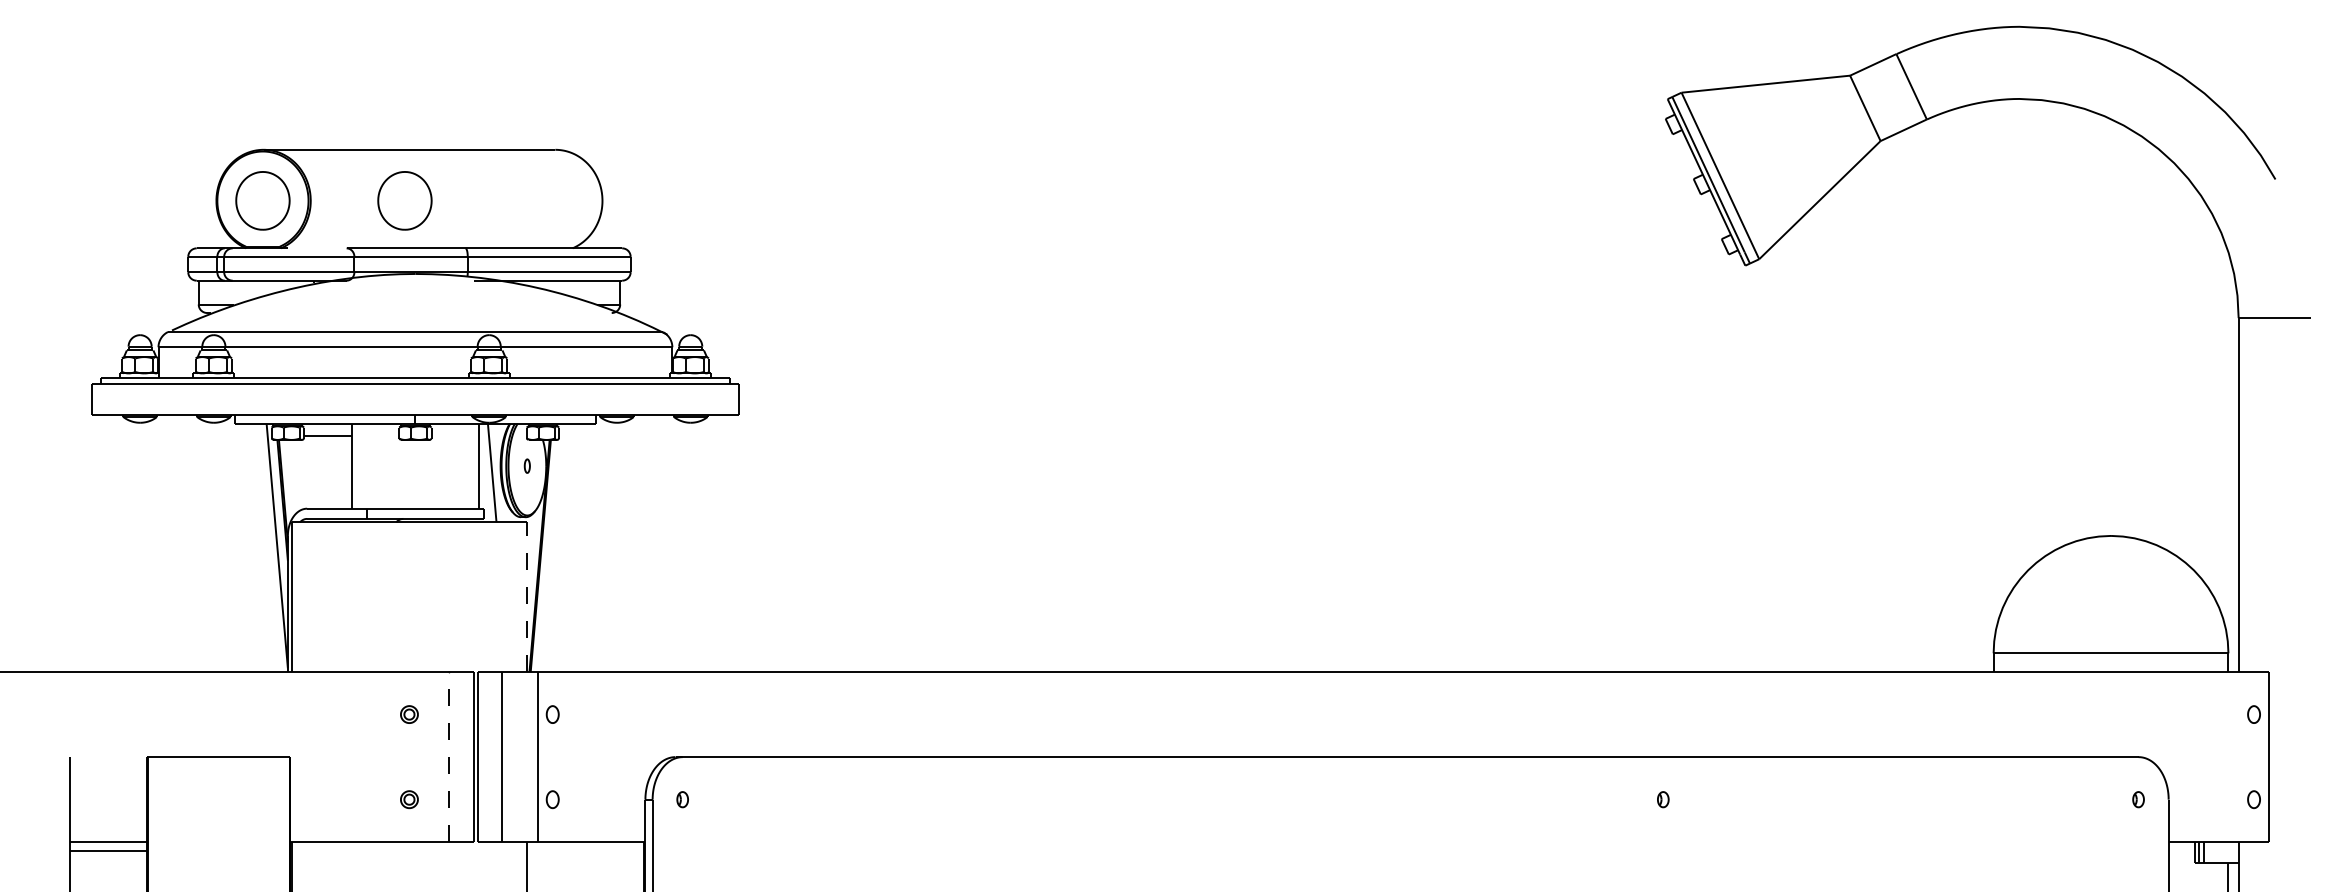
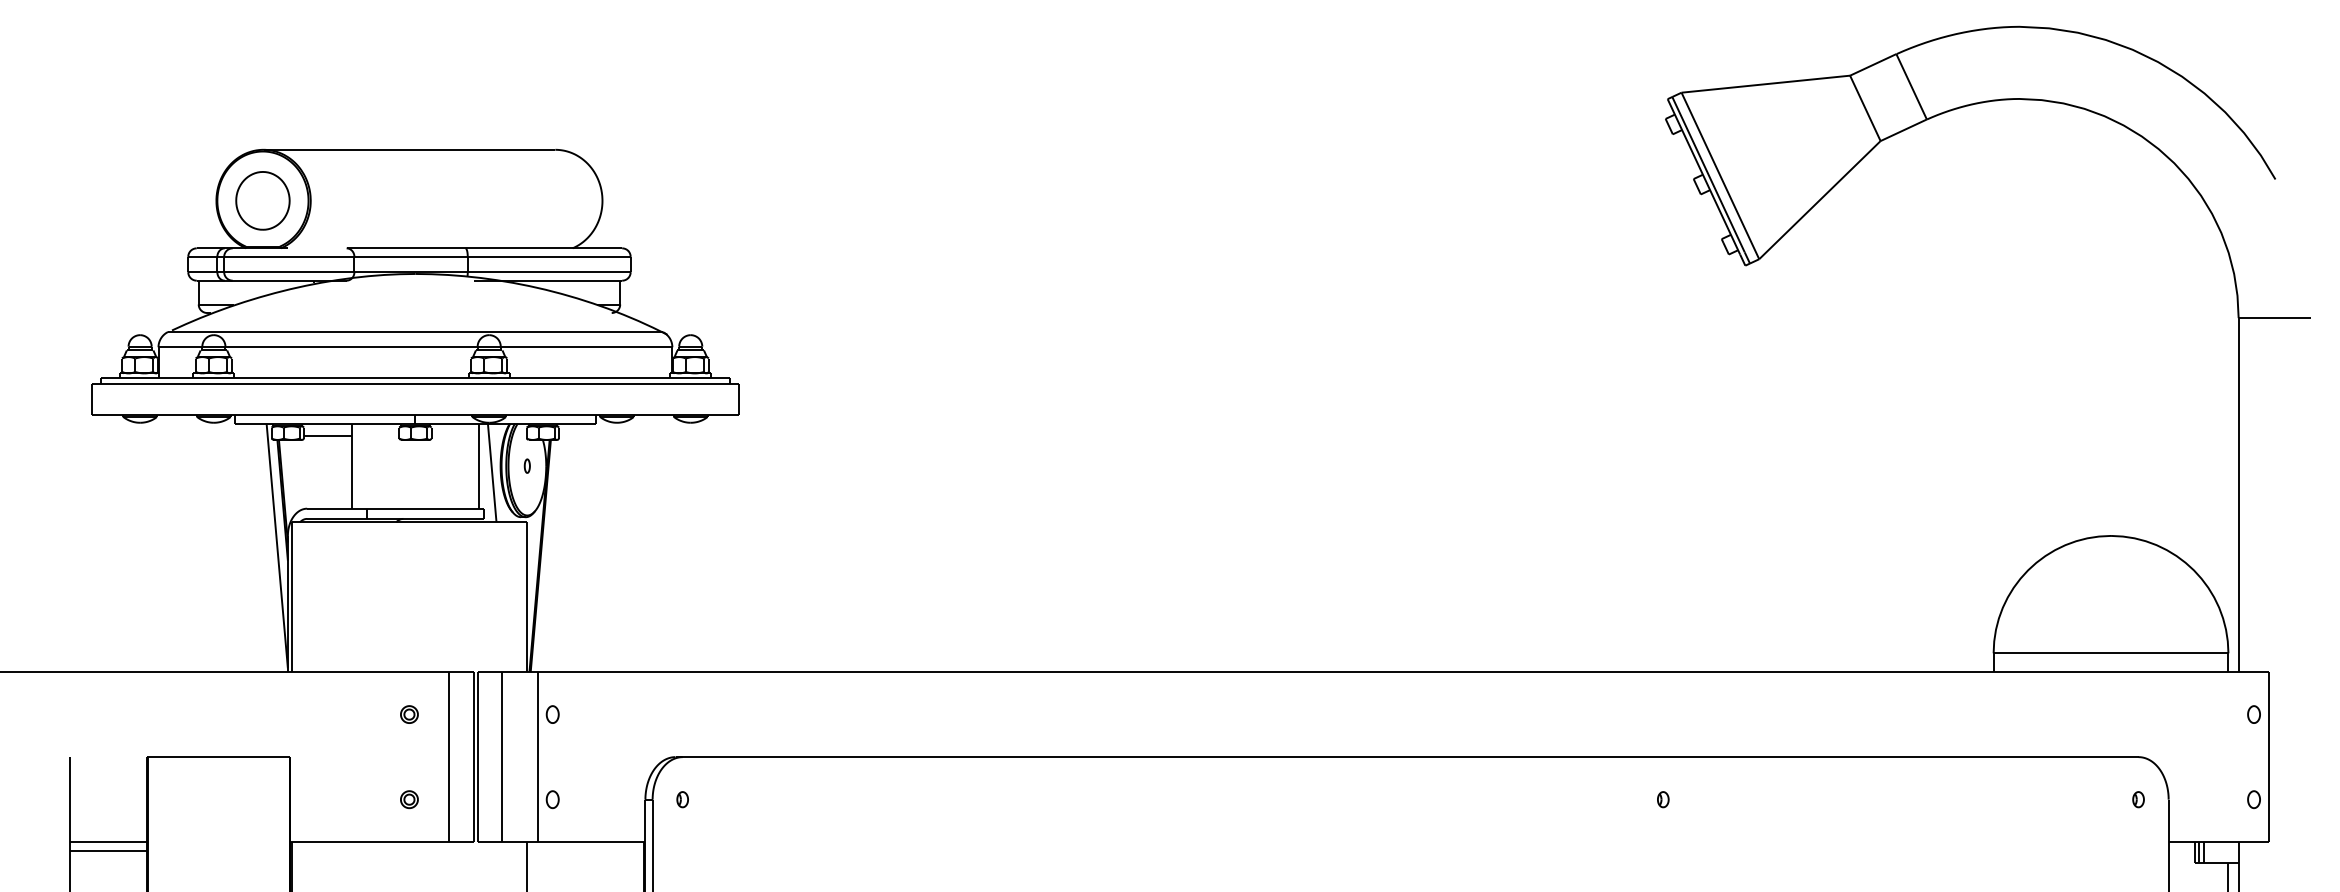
part: present -> none (404, 200)
line: dashed -> solid (526, 597)
line: dashed -> solid (448, 756)
